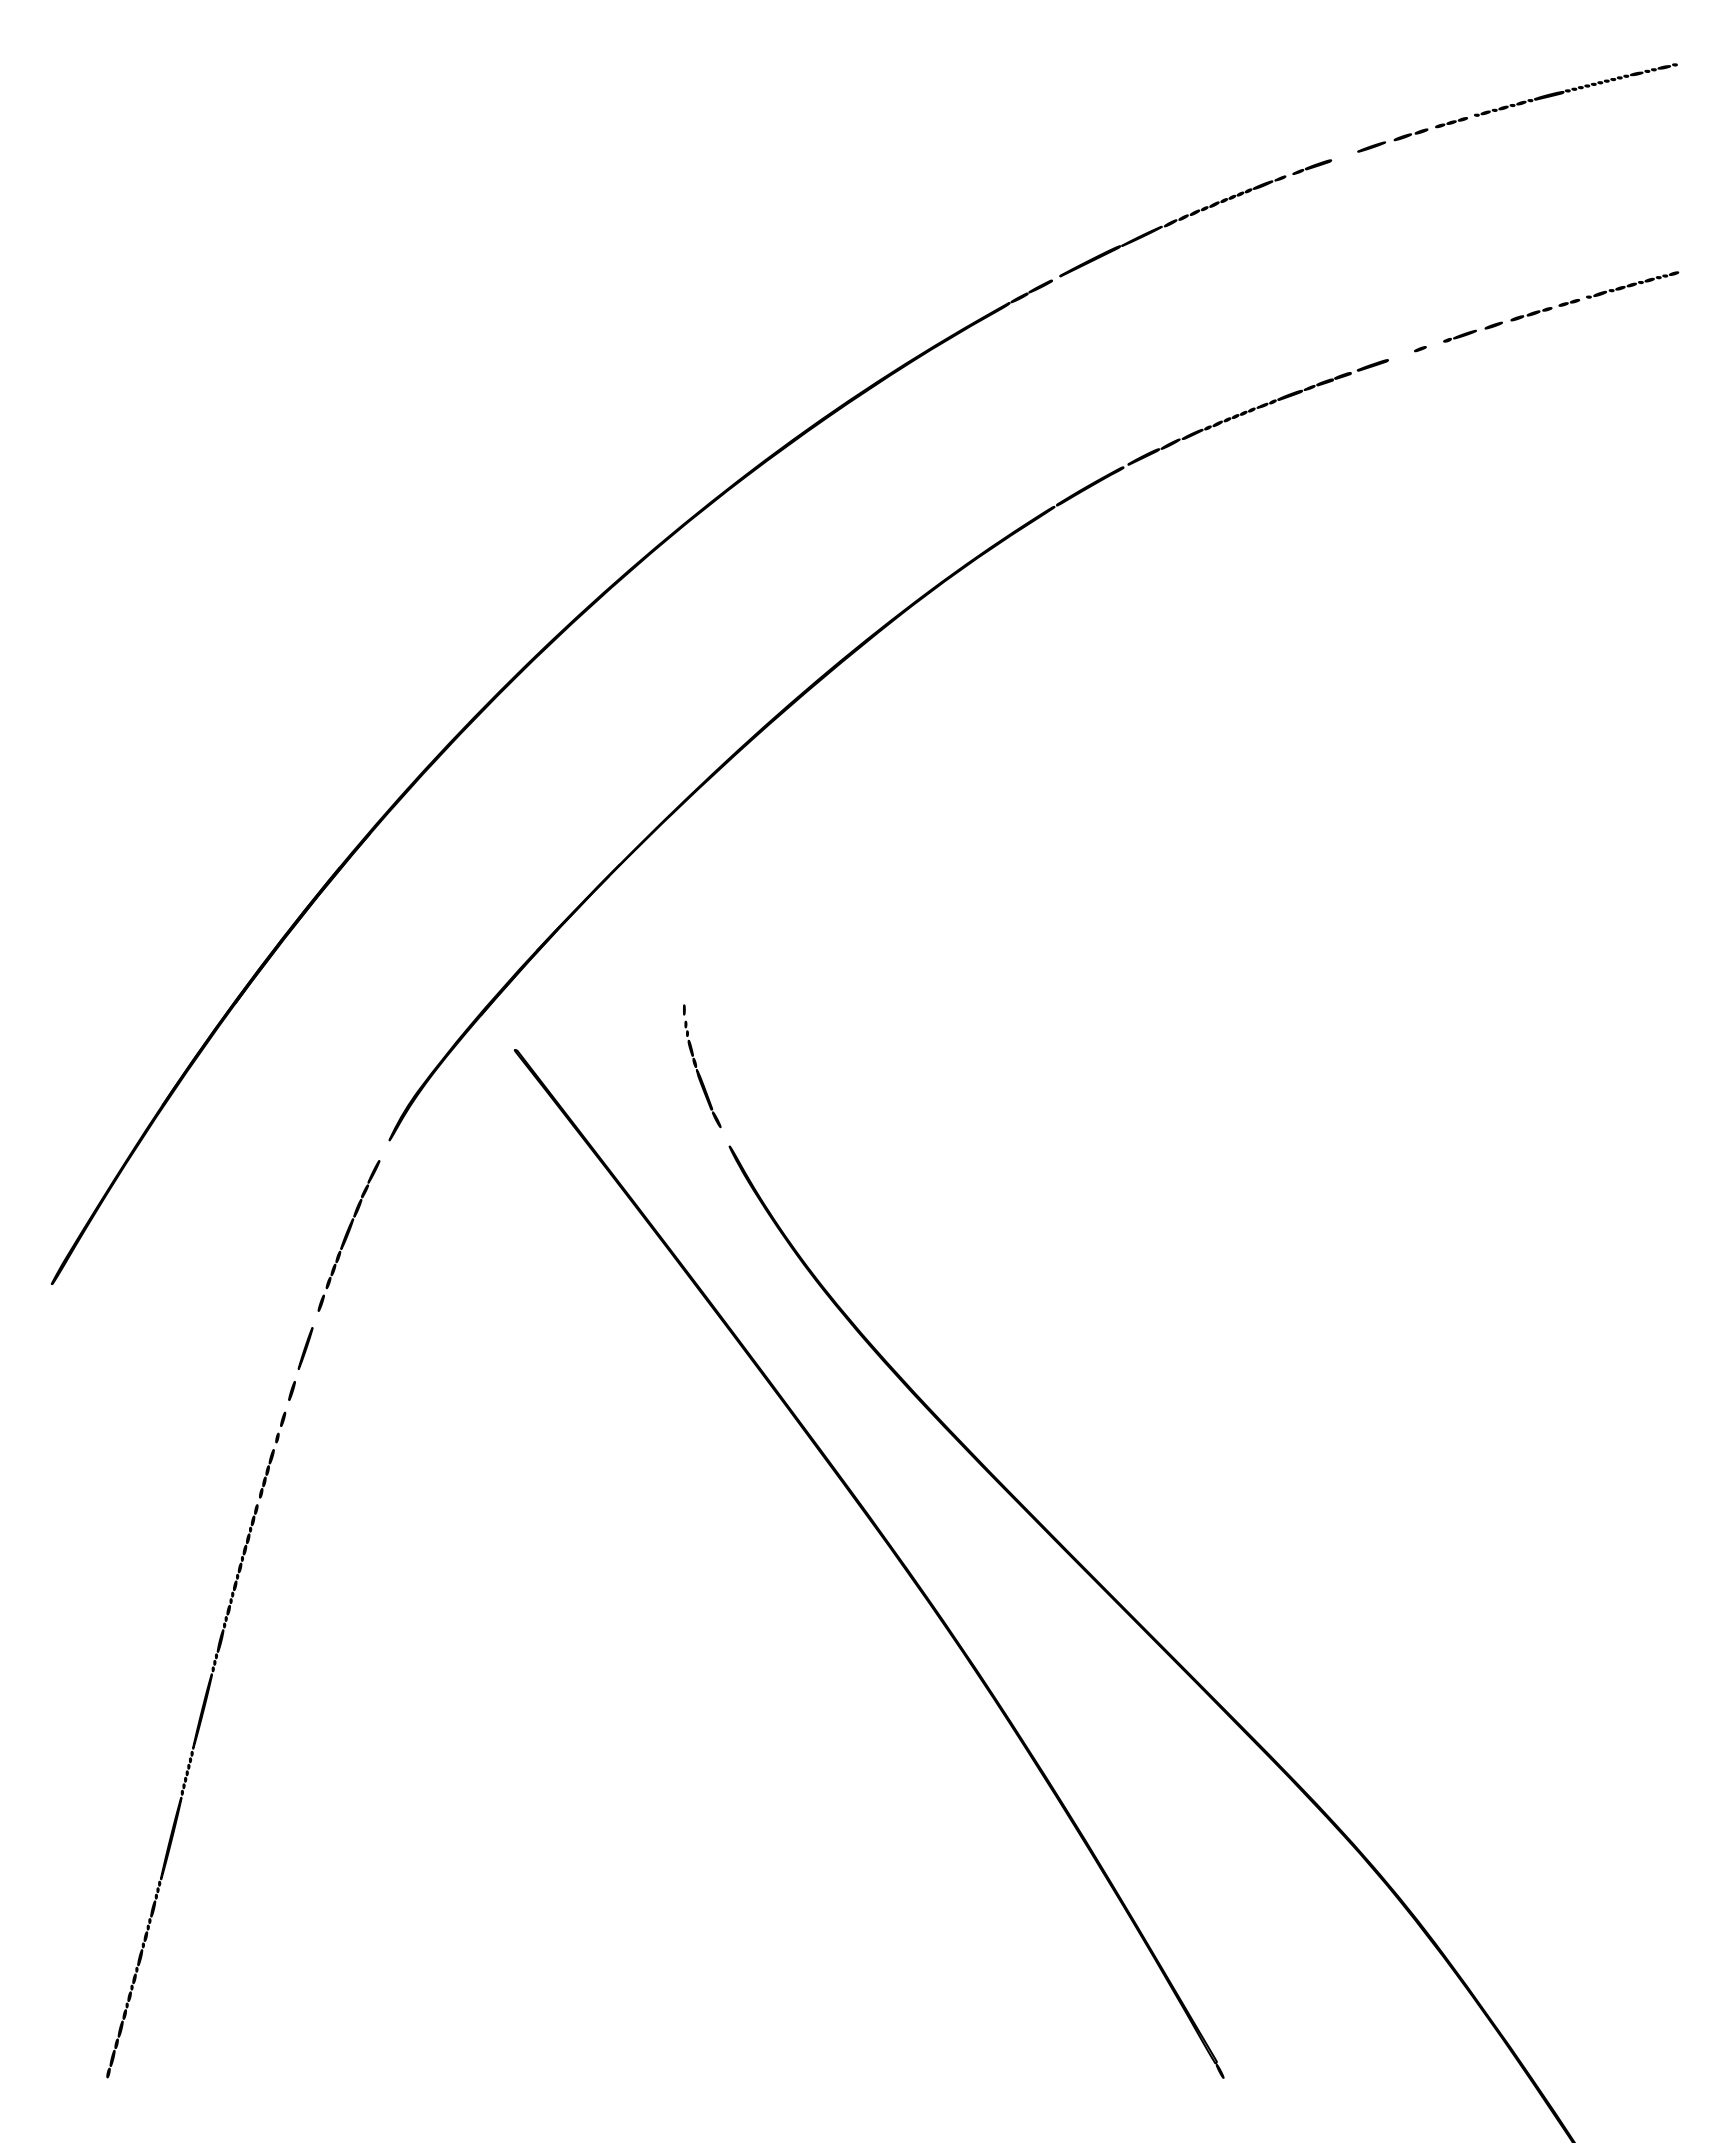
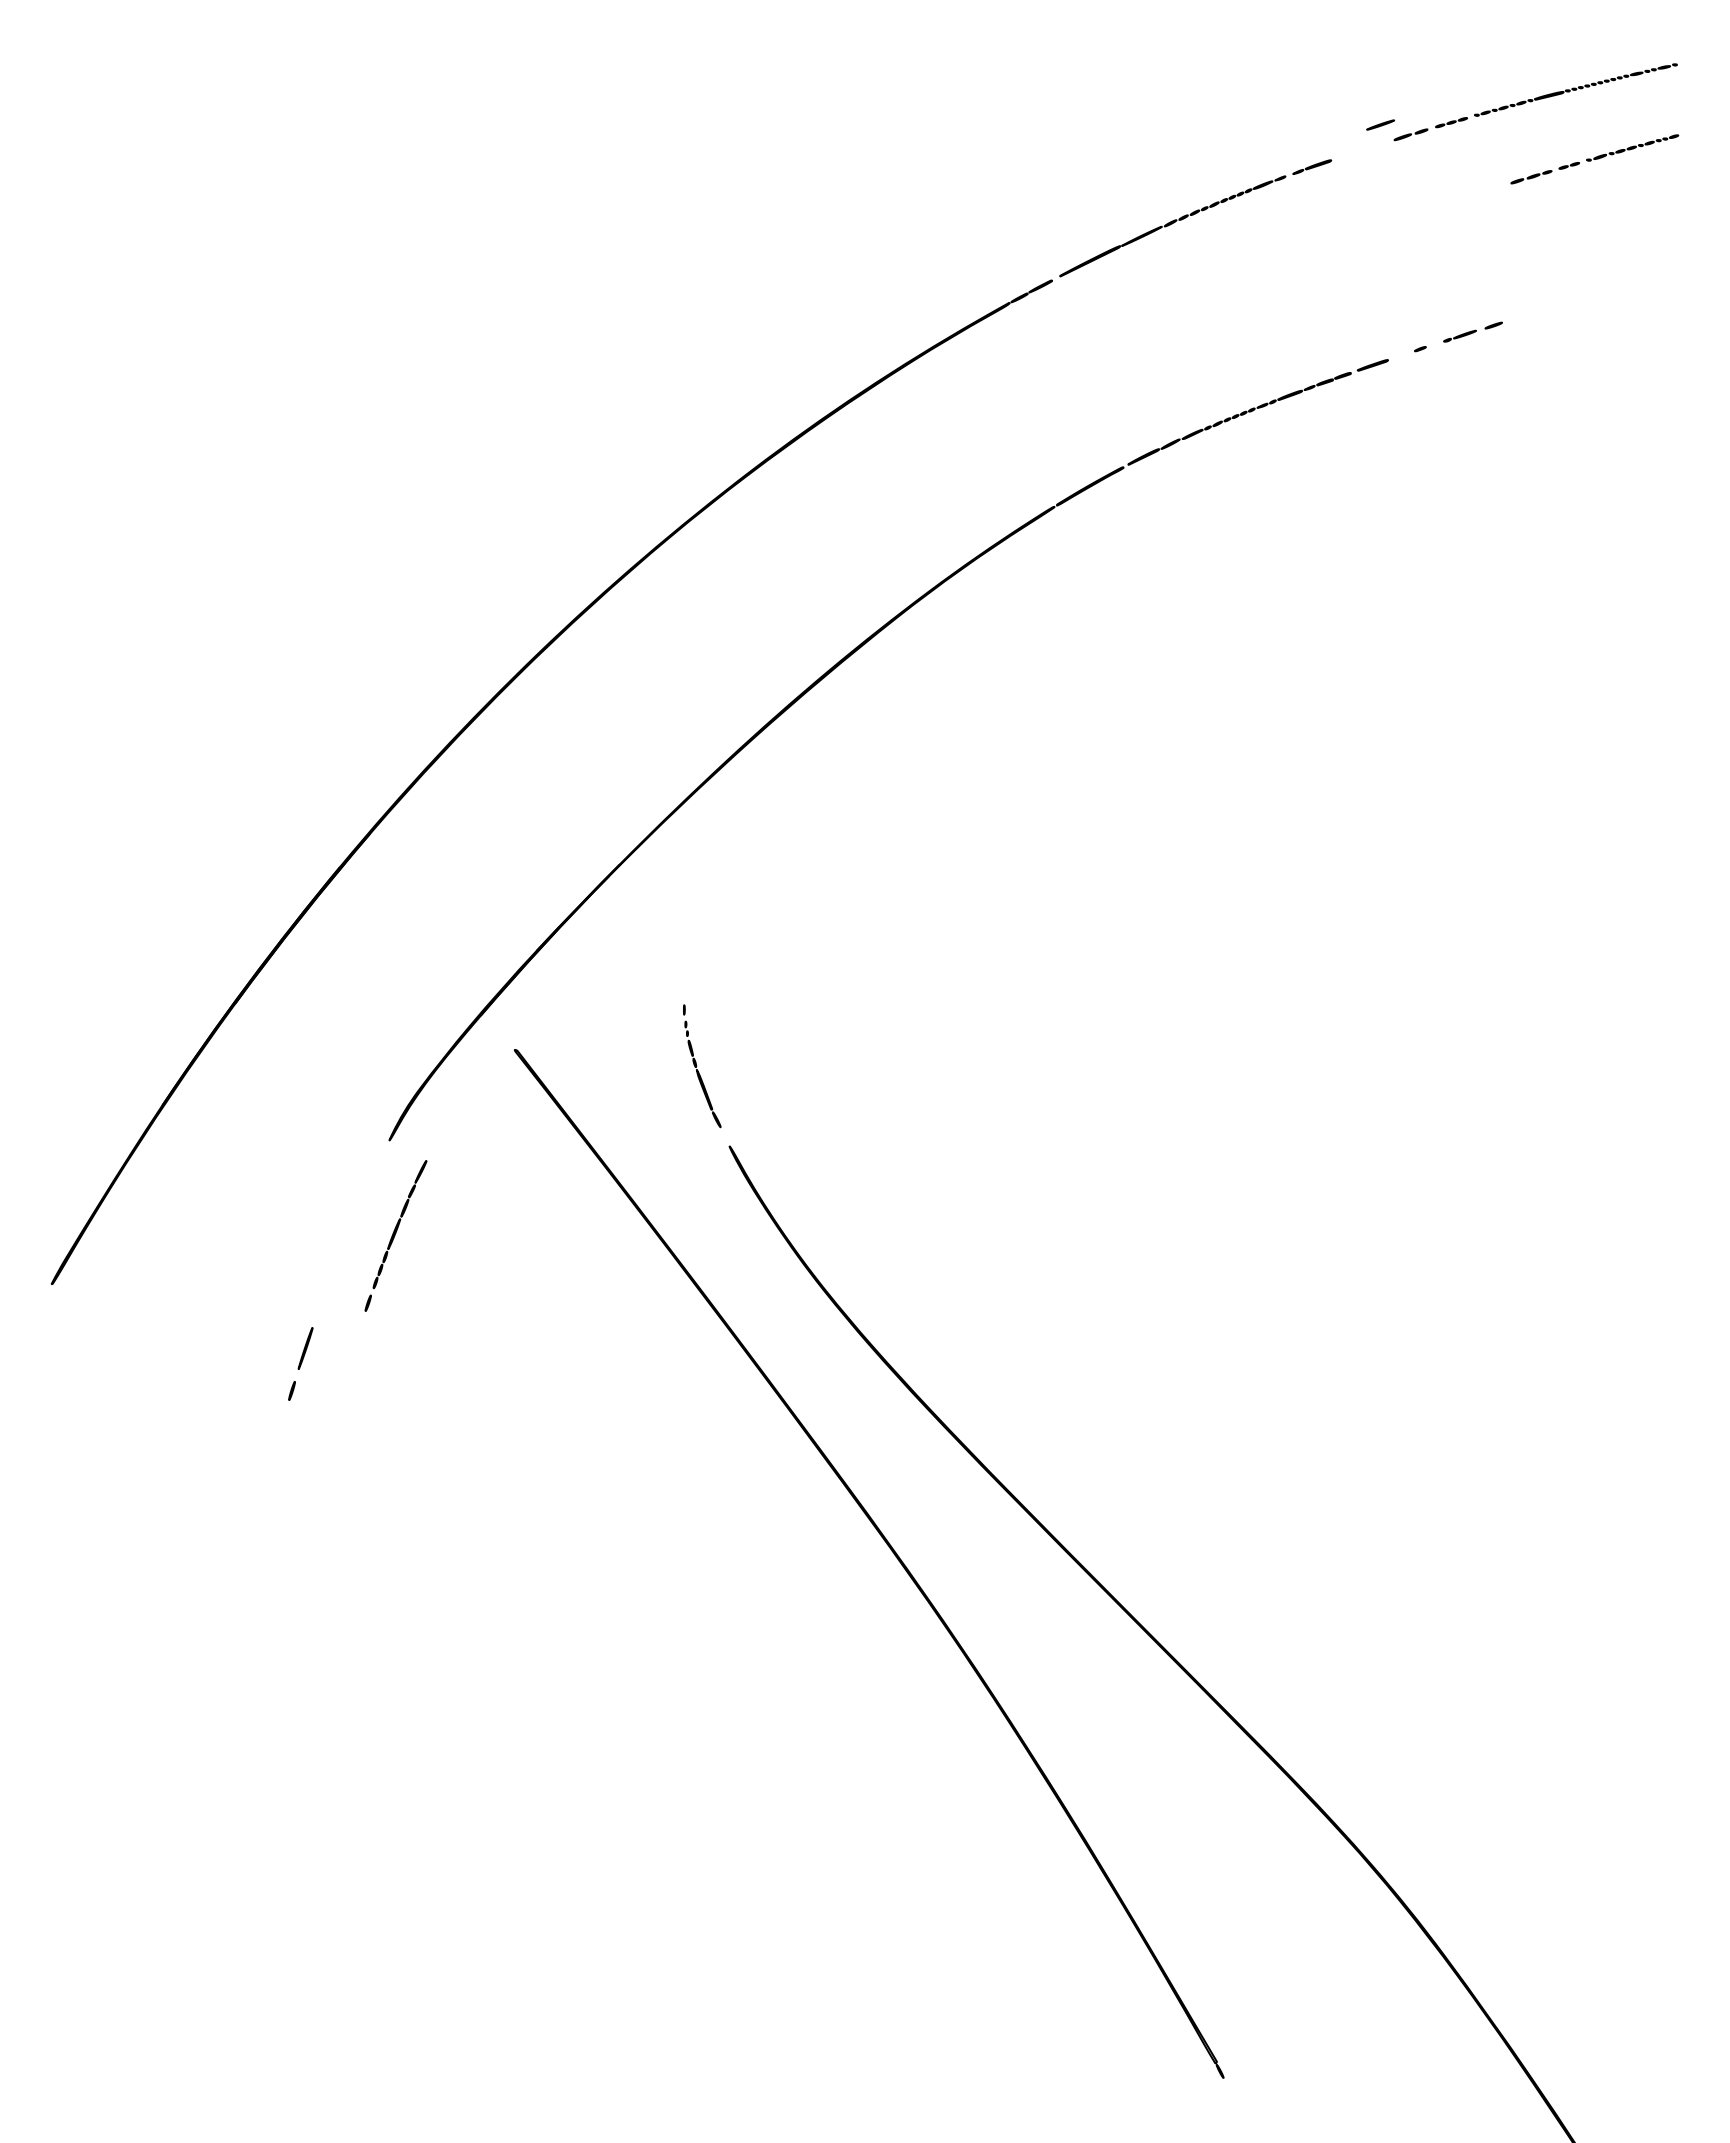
line position: (1371, 146) -> (1380, 124) (1380, 124)
part position: (1594, 296) -> (1594, 159) (1594, 159)
part position: (348, 1235) -> (395, 1235) (395, 1235)
part: present -> none (196, 1744)
